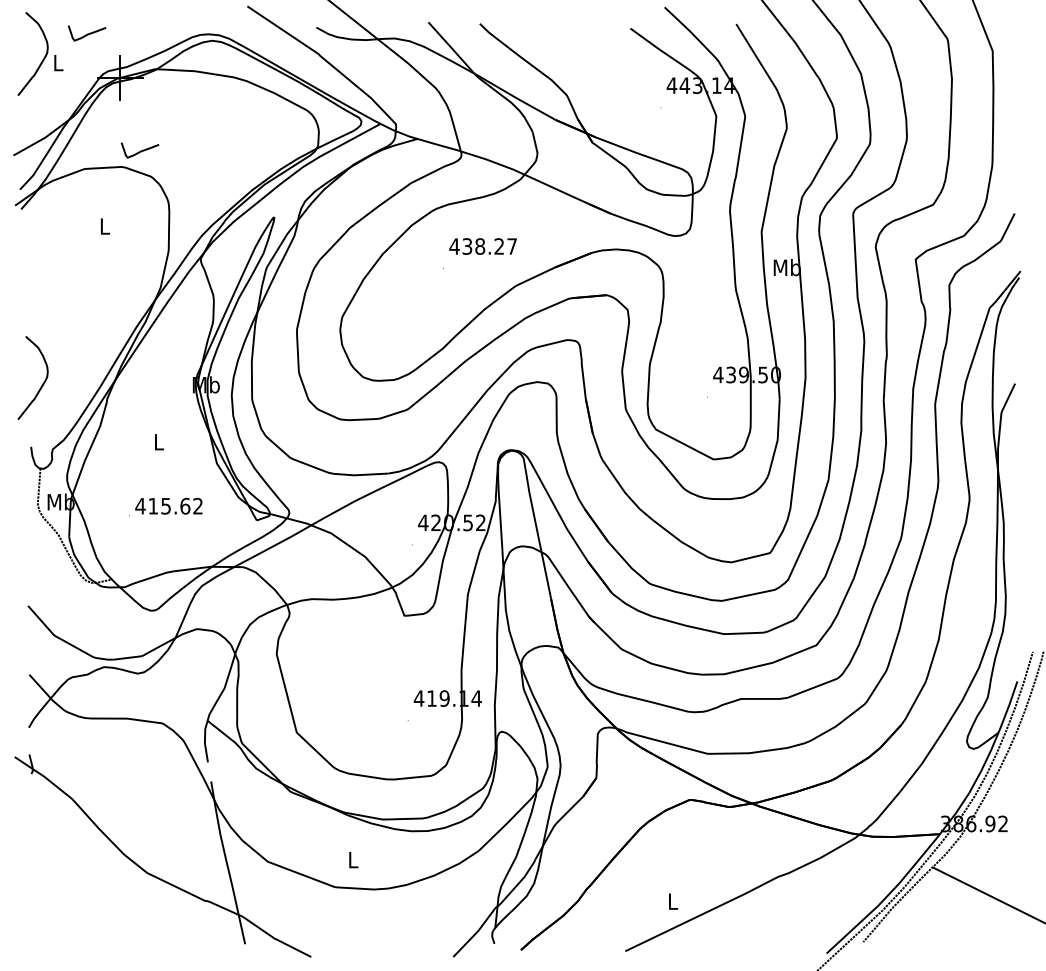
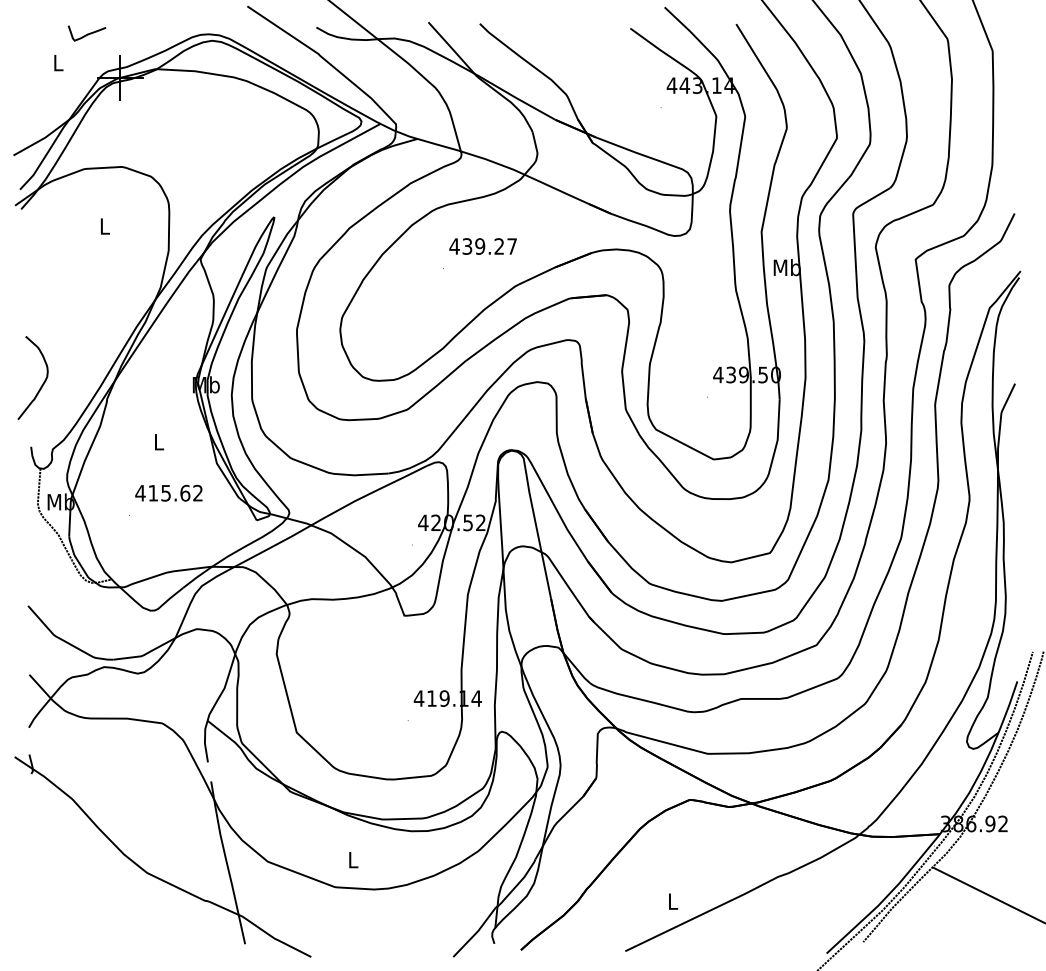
curve: present -> none (42, 59)
curve: present -> none (140, 150)
text: 438.27 -> 439.27 (480, 246)
text position: (168, 505) -> (168, 492) (168, 492)
